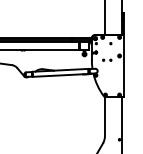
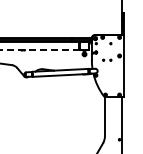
line: present -> none (104, 18)
line: solid -> dashed (40, 50)
